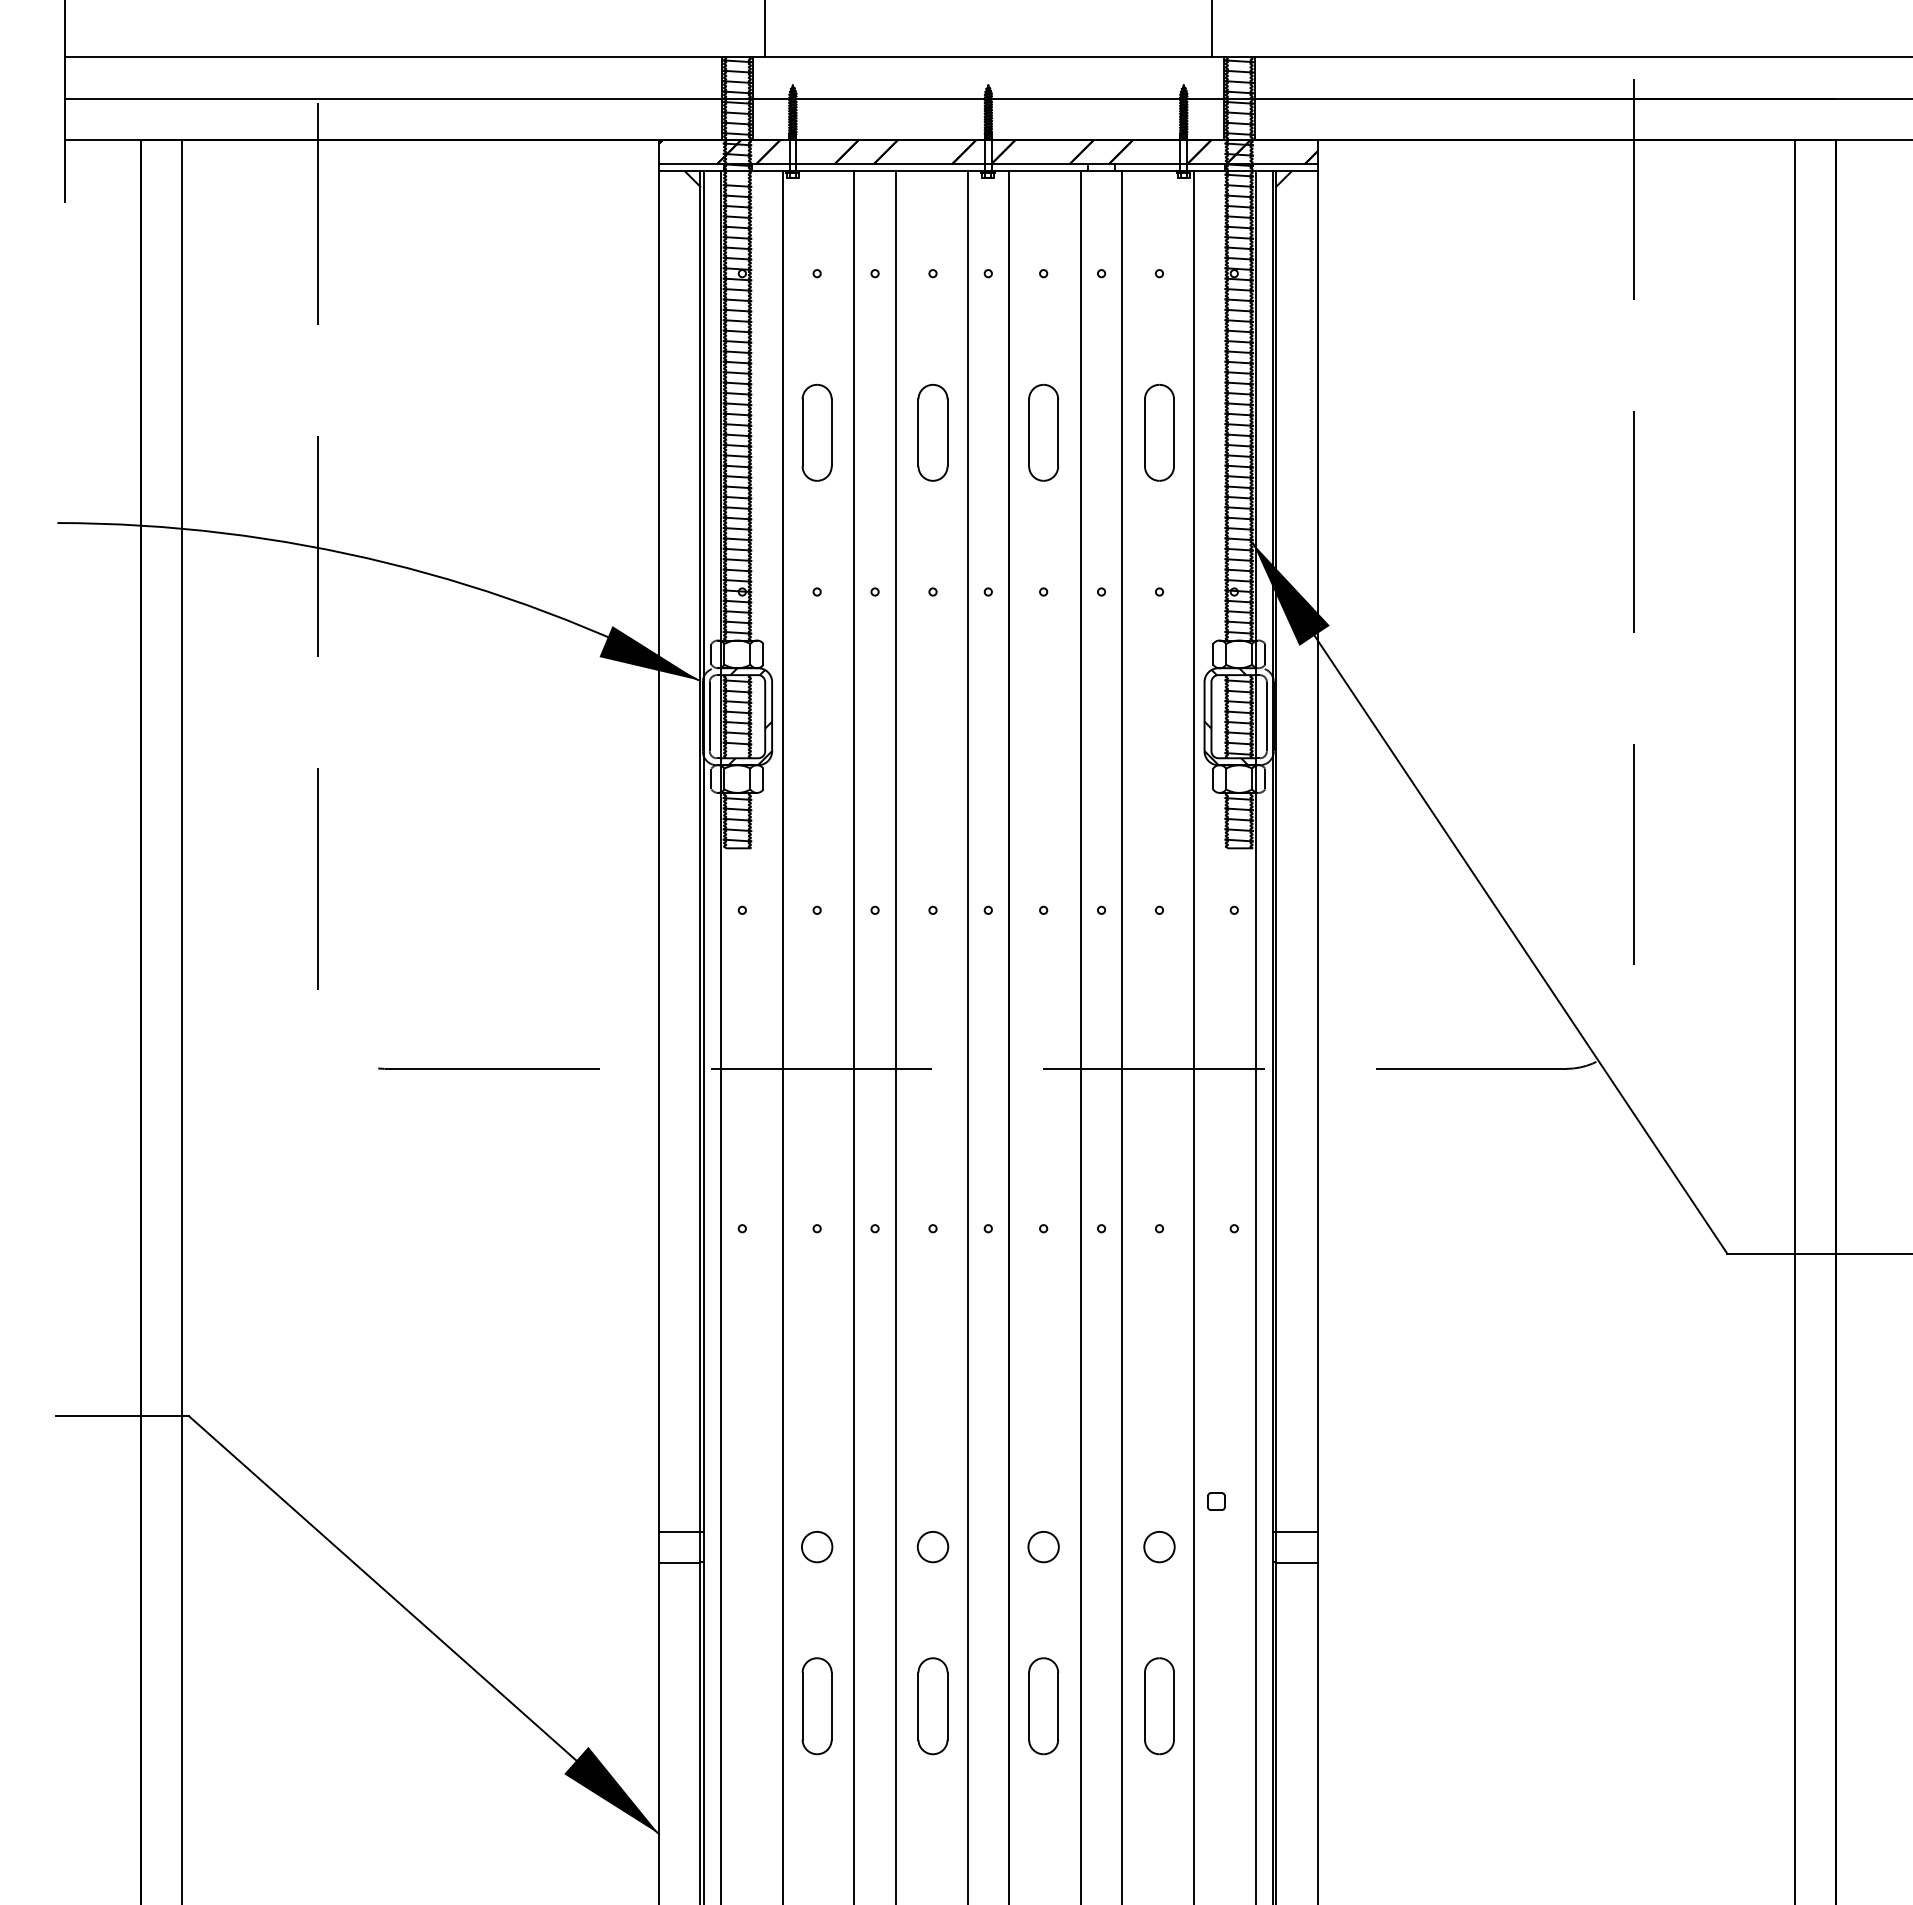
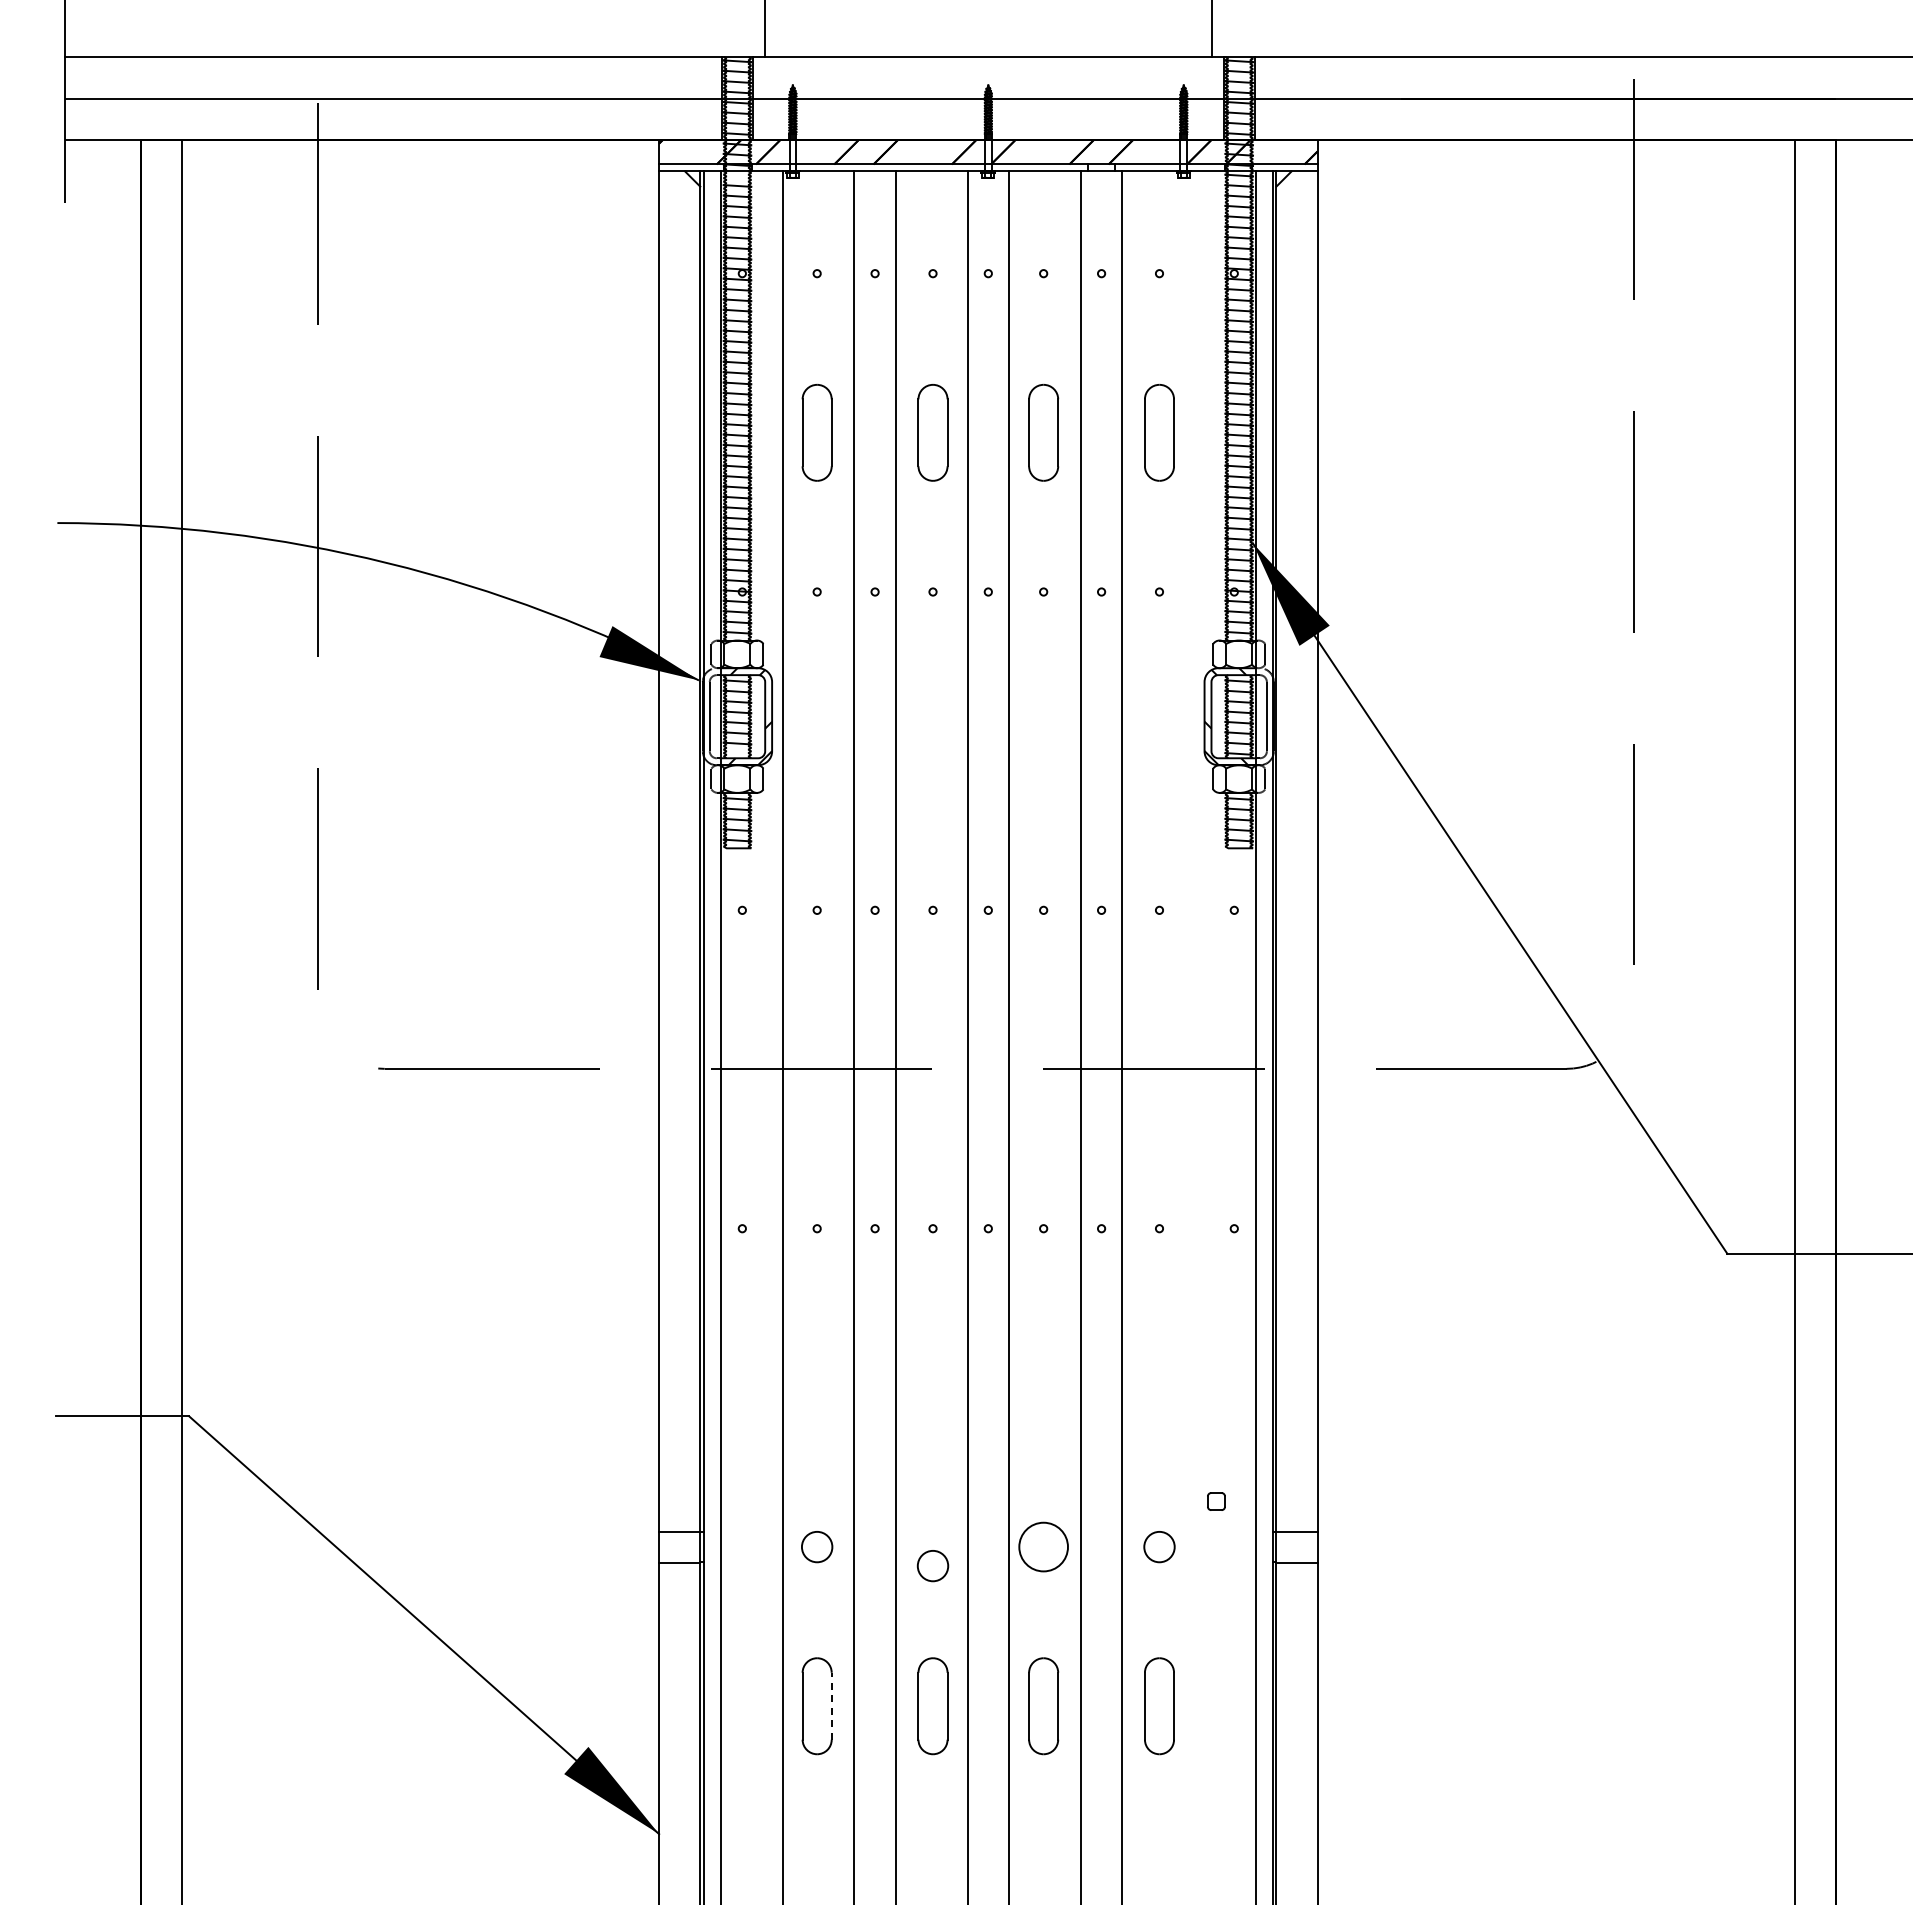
line: present -> none (1194, 1036)
circle diameter: 30 px -> 49 px (1043, 1546)
circle position: (932, 1547) -> (932, 1566) (932, 1566)
line: solid -> dashed (831, 1705)
